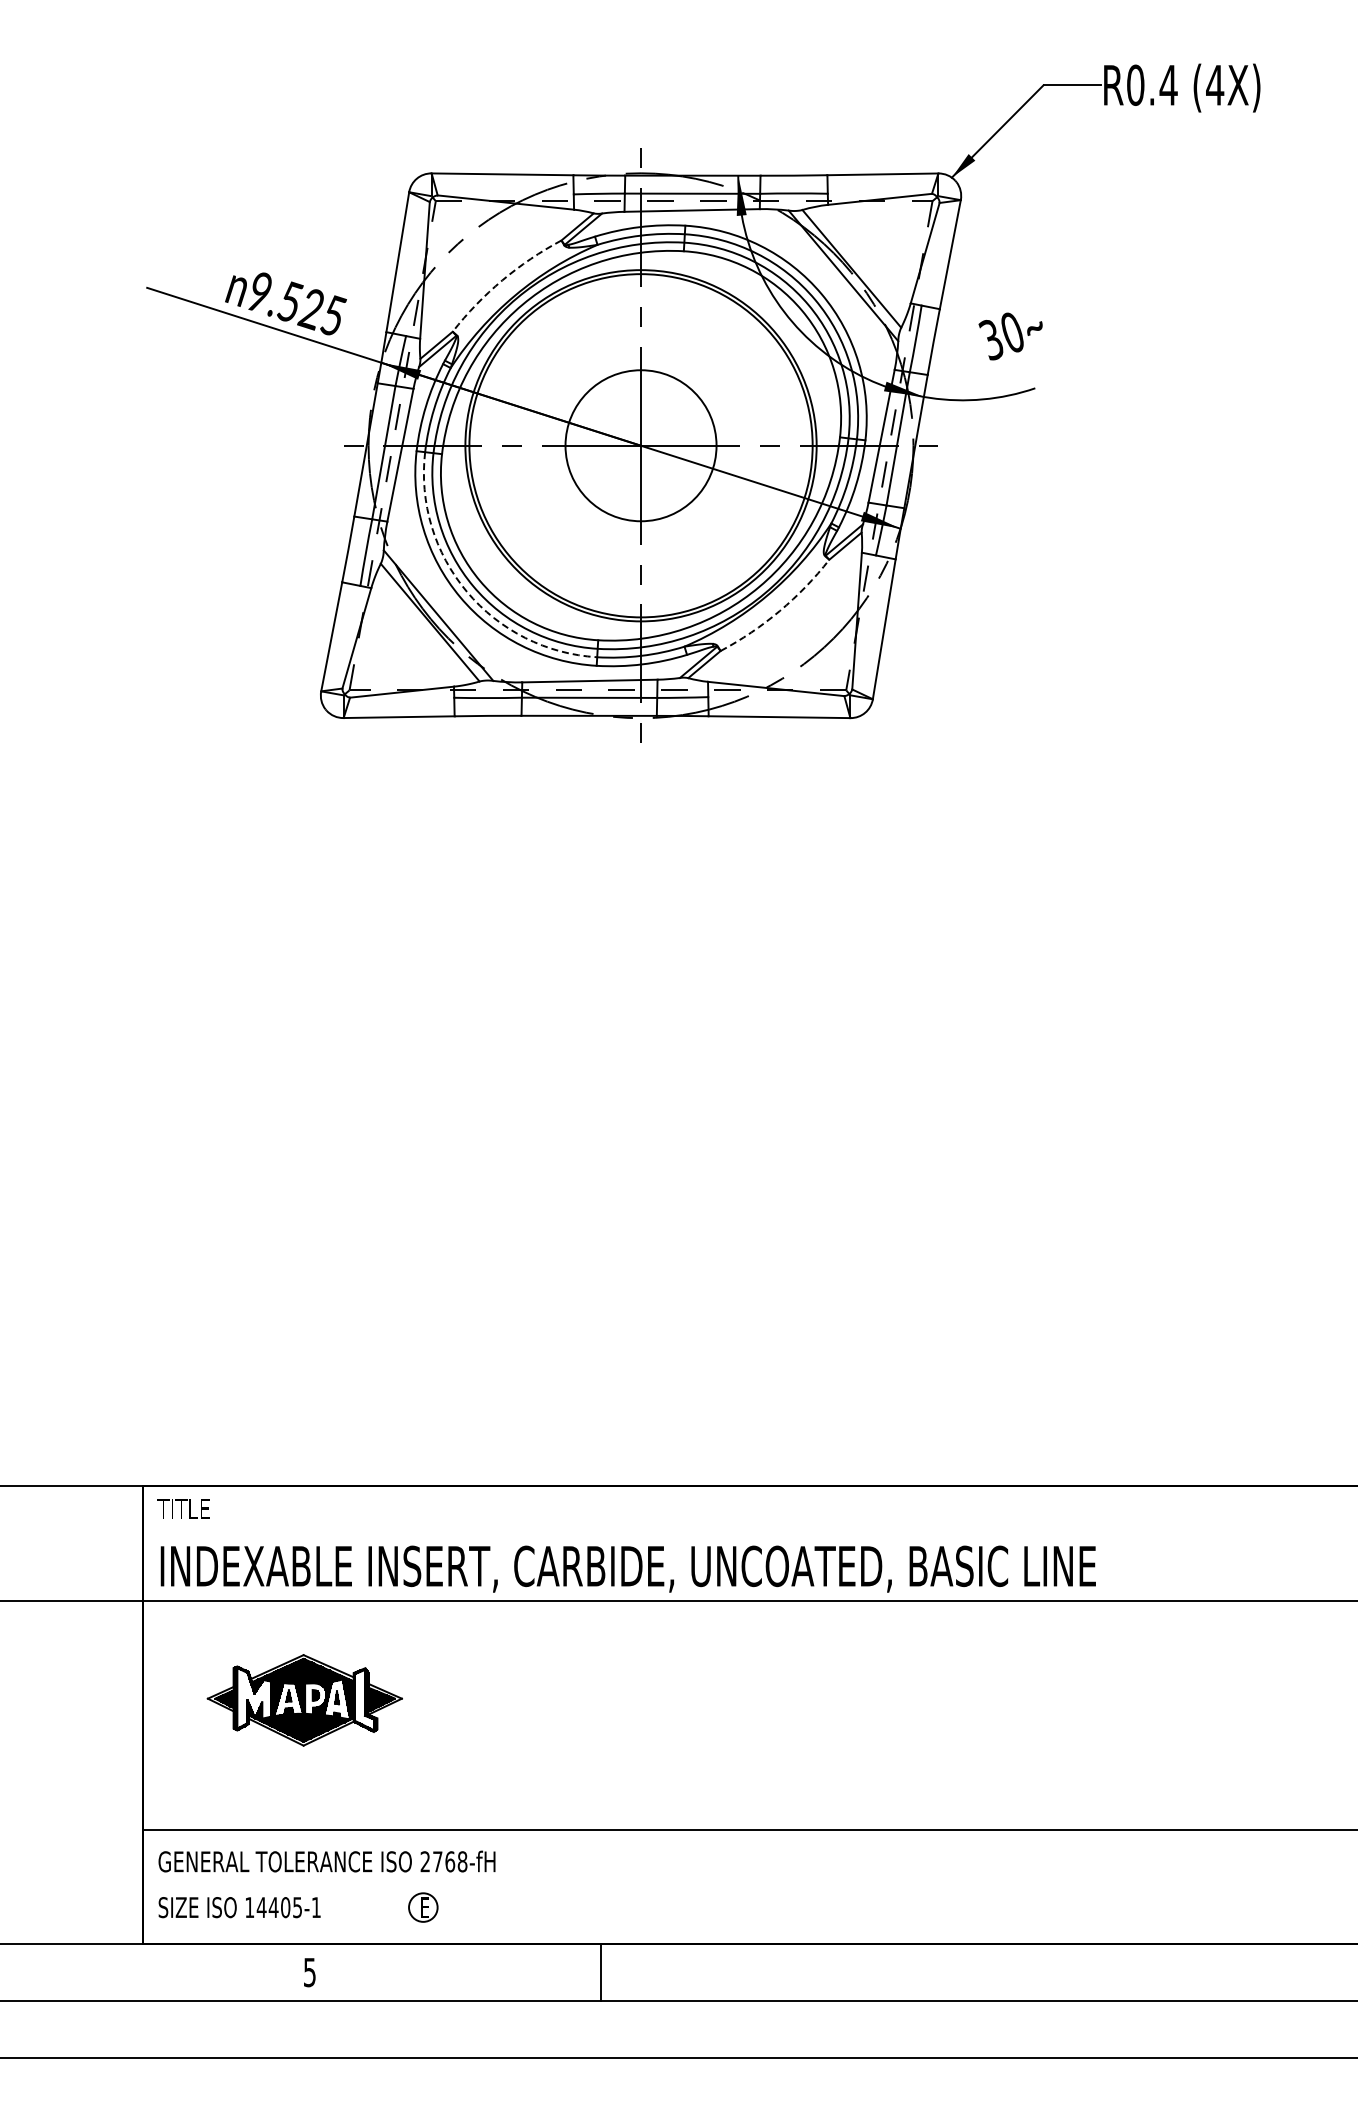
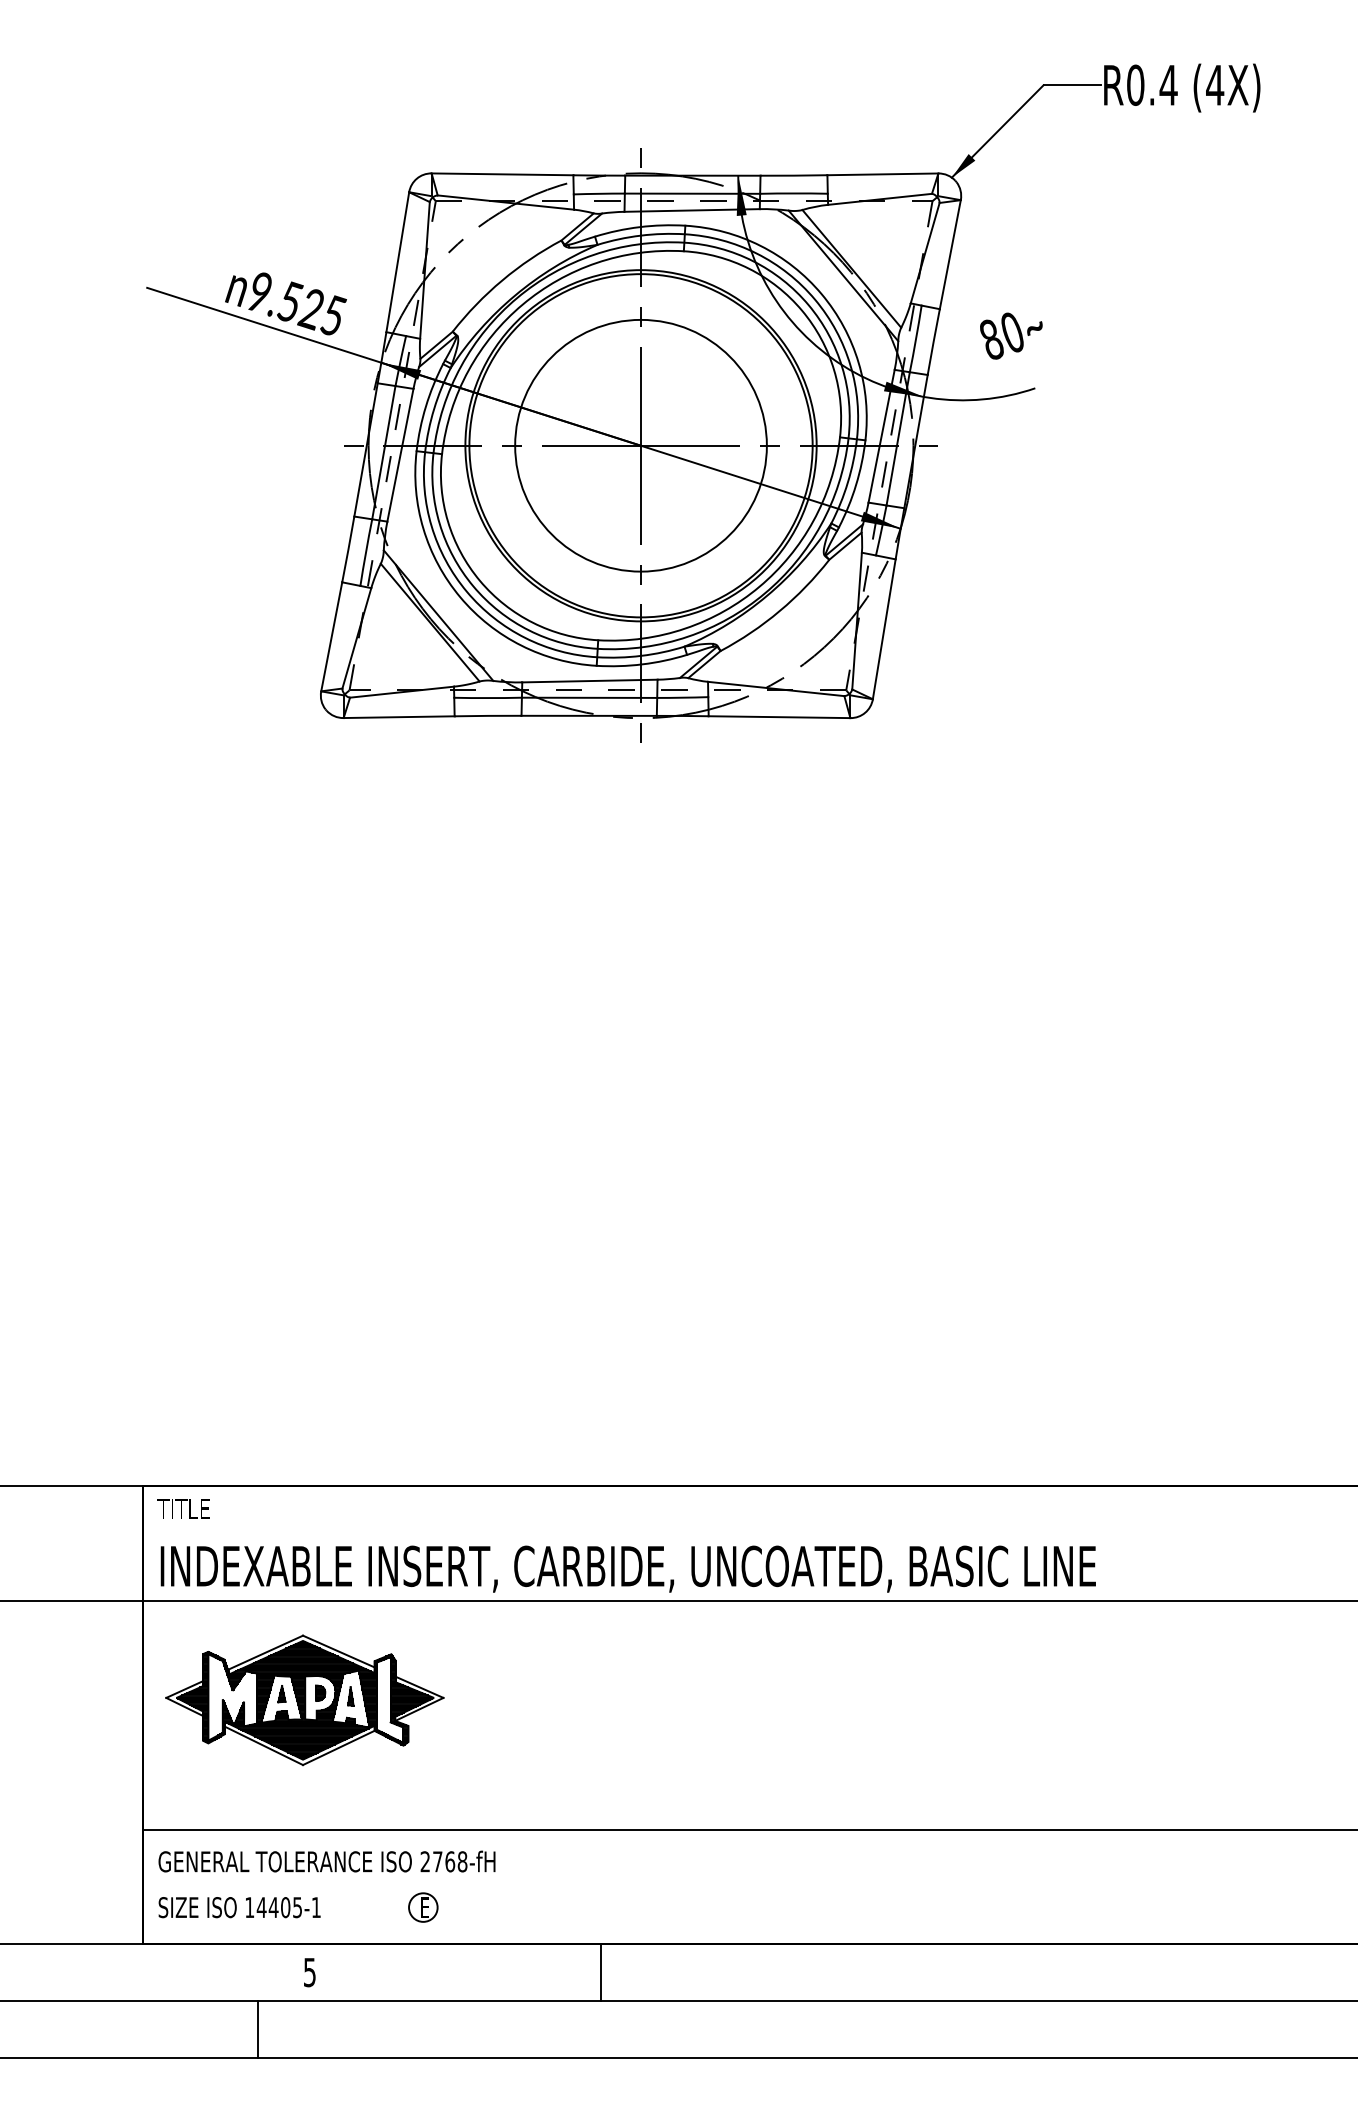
arc: dashed -> solid (502, 280)
text: 30 -> 80 (990, 339)
circle diameter: 151 px -> 252 px (640, 445)
arc: dashed -> solid (466, 591)
arc: dashed -> solid (779, 611)
part size: 197x93 px -> 280x133 px (304, 1700)
line: none -> present (257, 2029)
